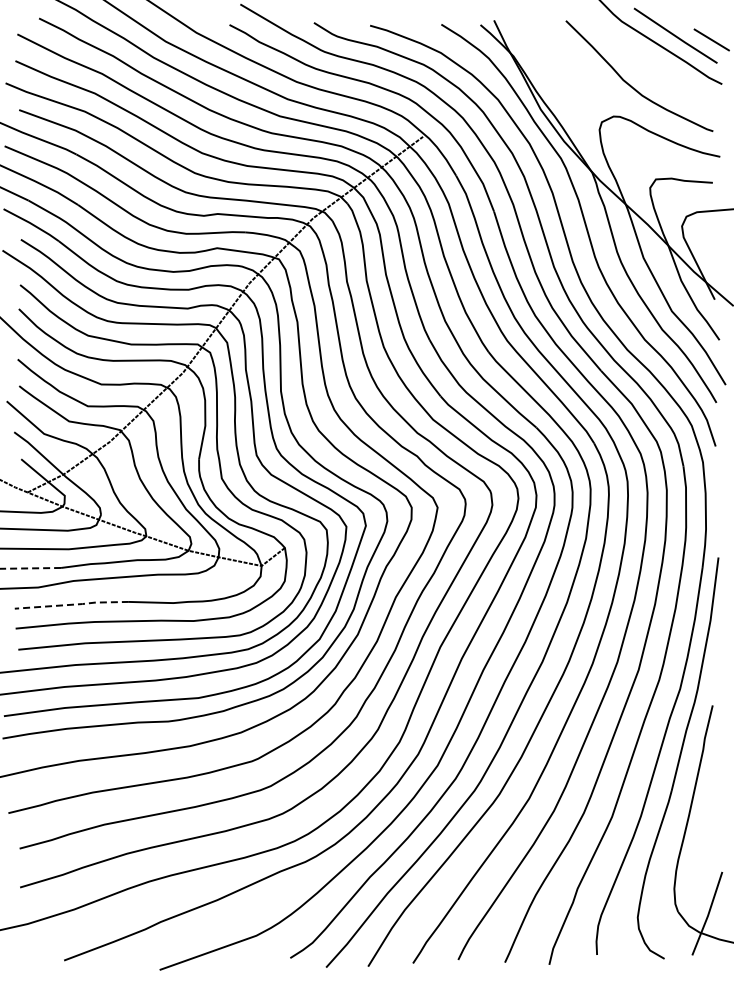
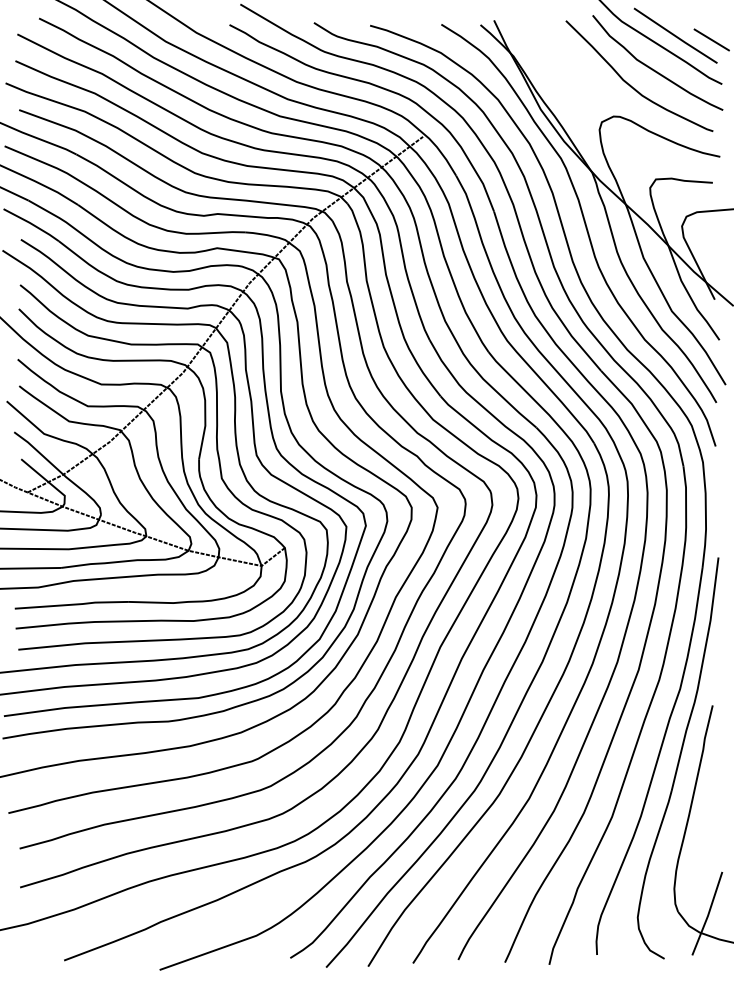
curve: none -> present (654, 69)
line: dashed -> solid (30, 568)
line: dashed -> solid (72, 604)
